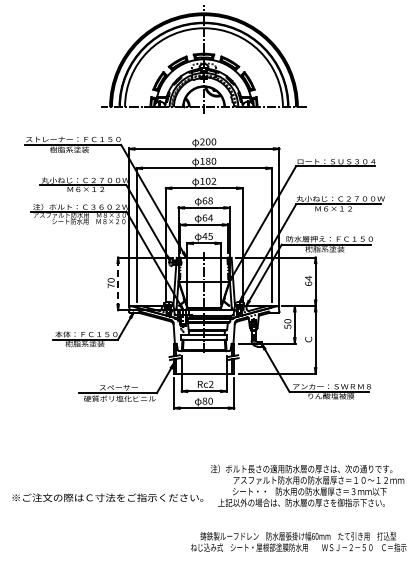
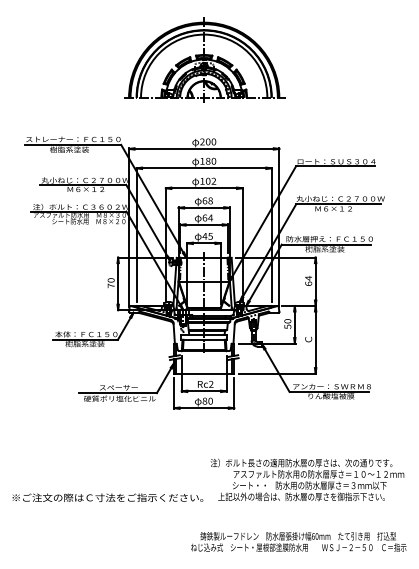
part size: 206x109 px -> 162x86 px (204, 59)
line: dashed -> solid (118, 283)
text position: (307, 485) -> (307, 479) (307, 479)
